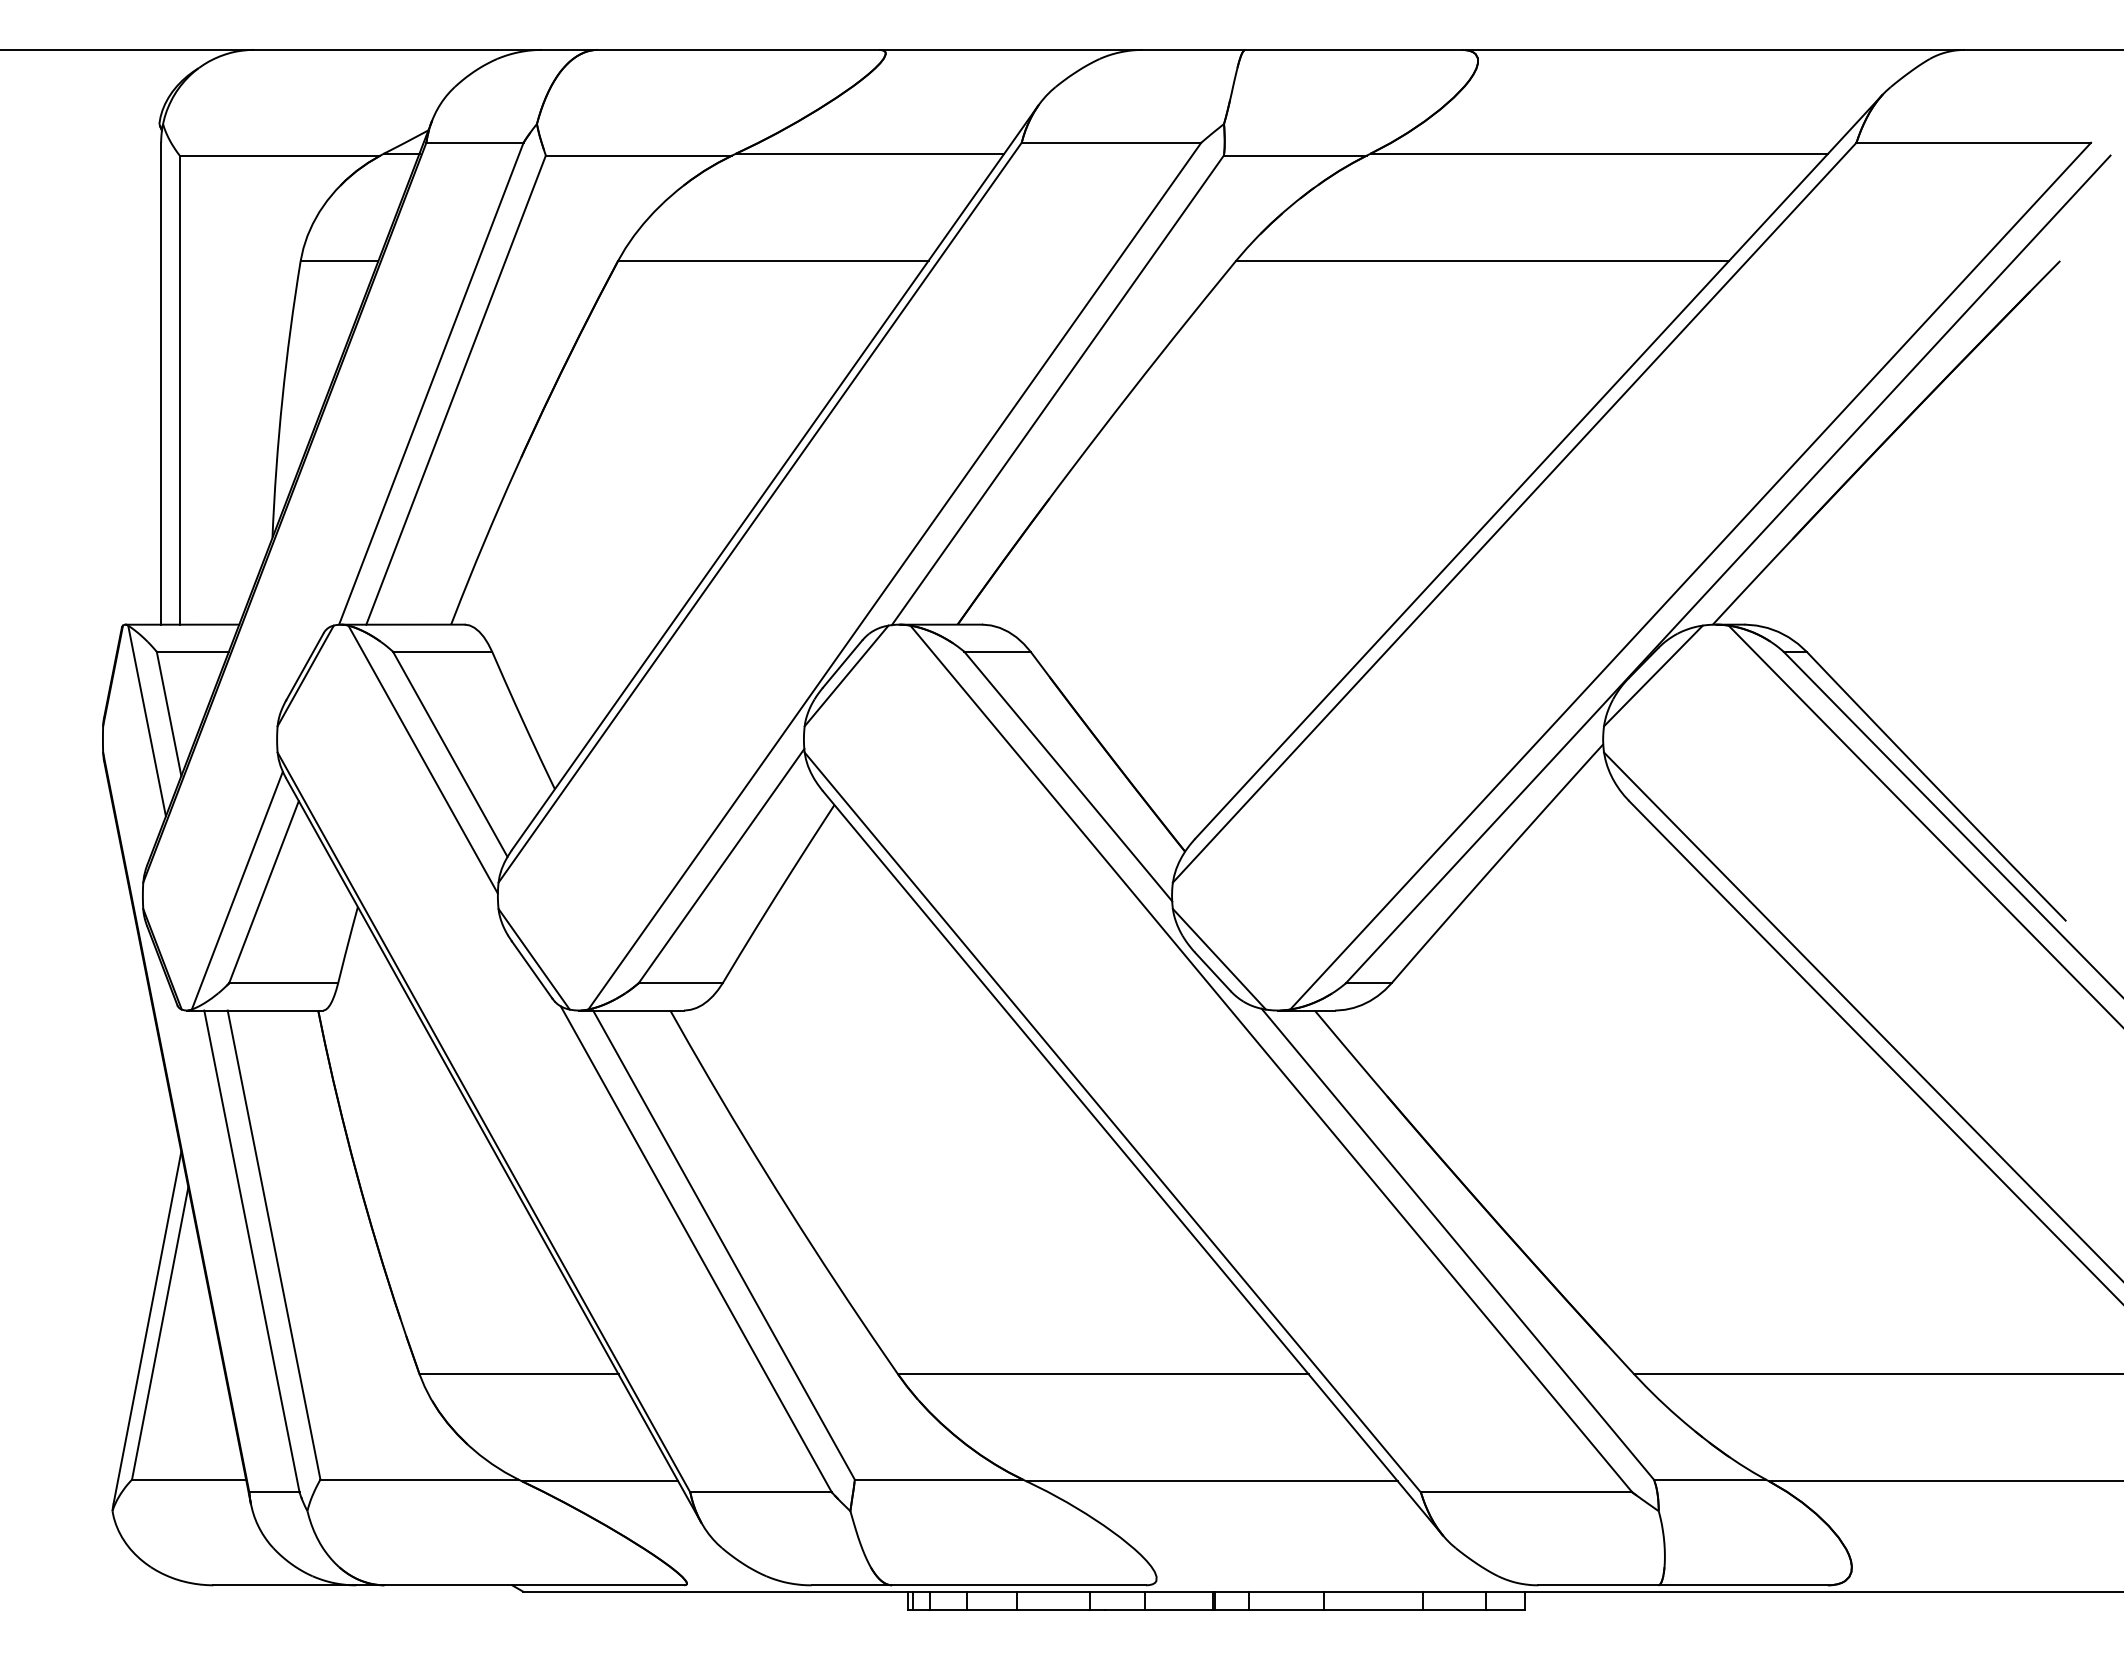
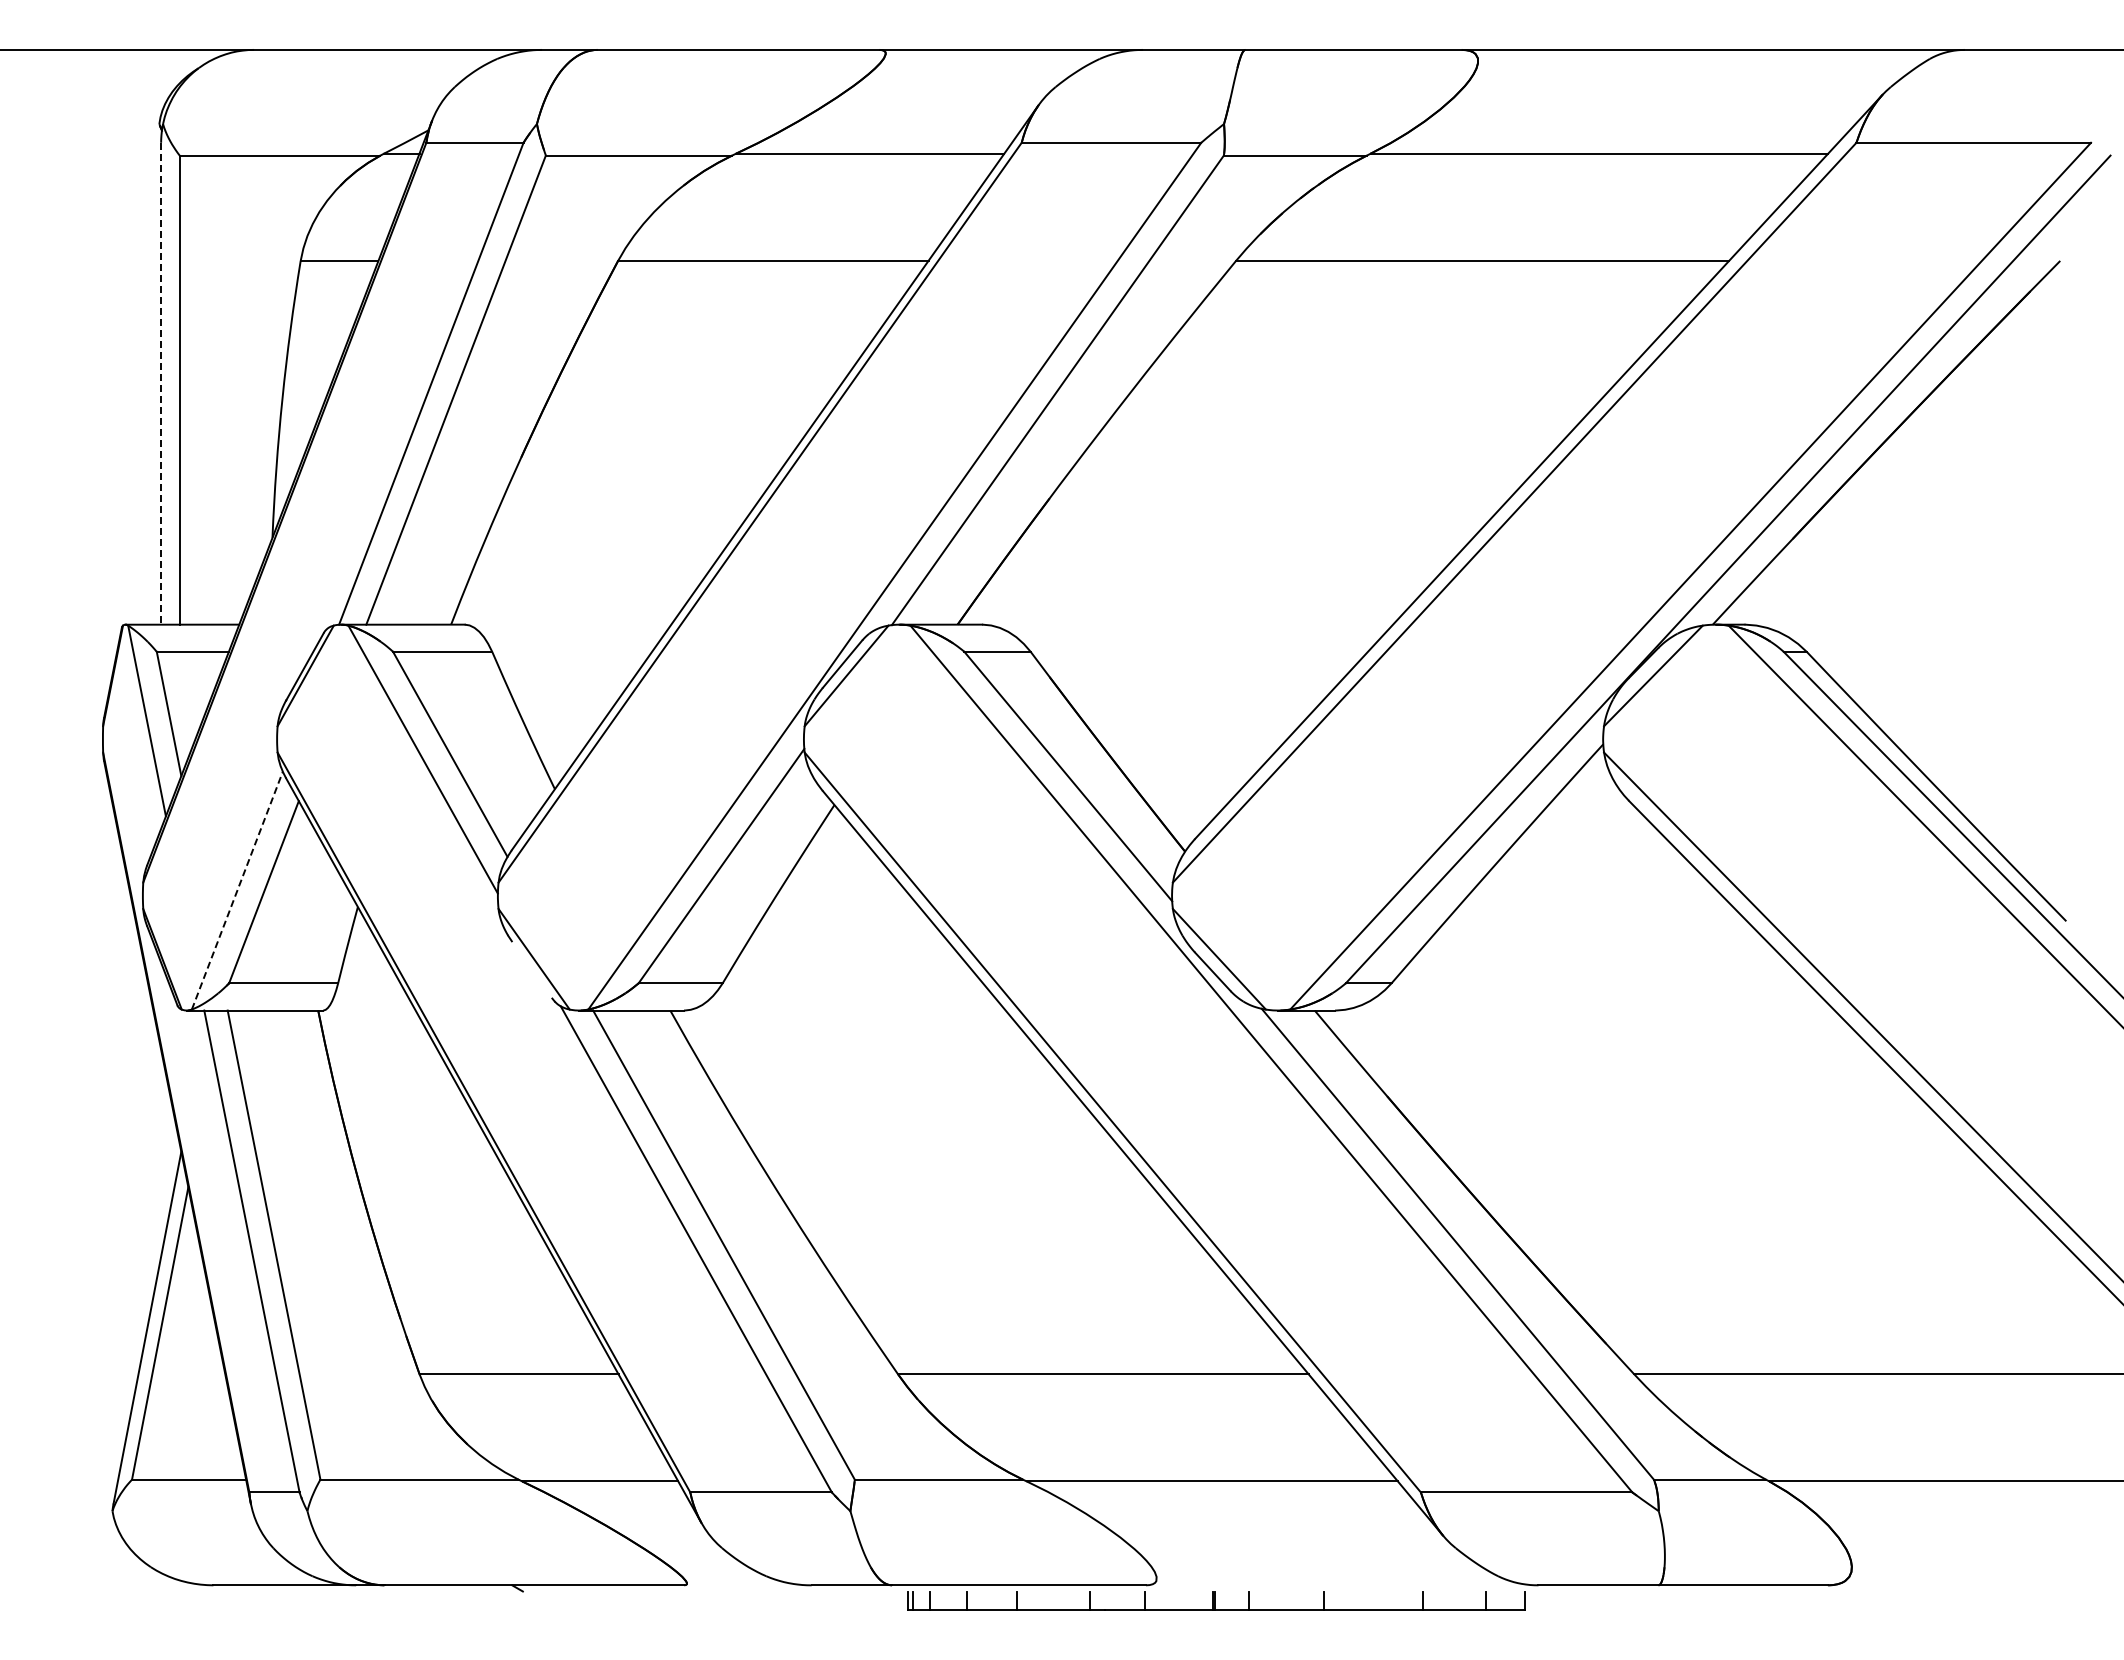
line: solid -> dashed (161, 383)
line: solid -> dashed (237, 890)
line: present -> none (531, 969)
line: present -> none (1321, 1591)
